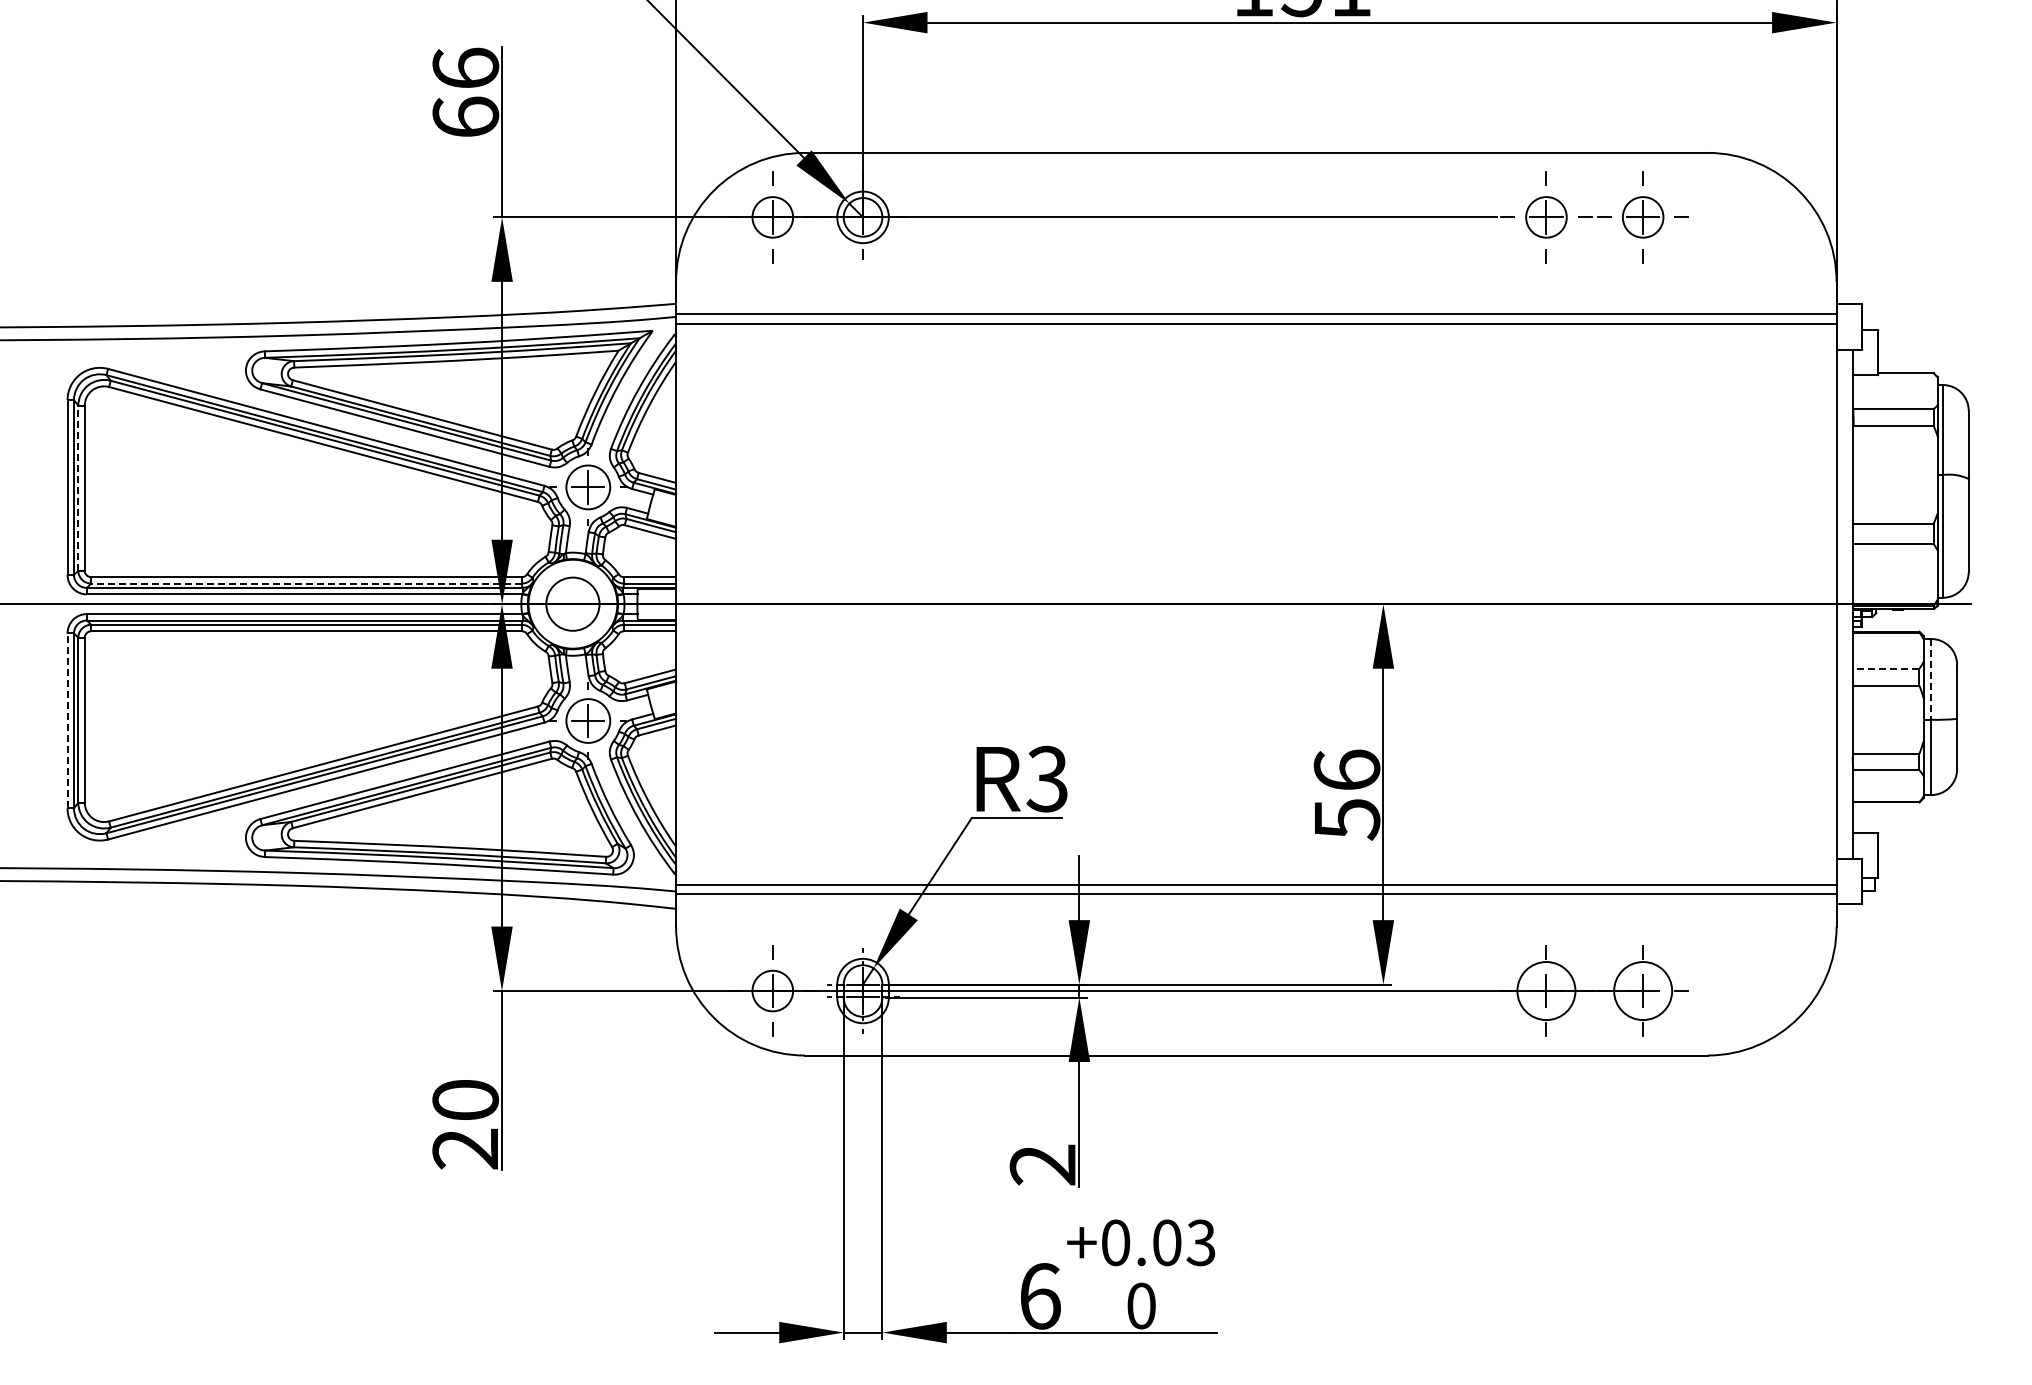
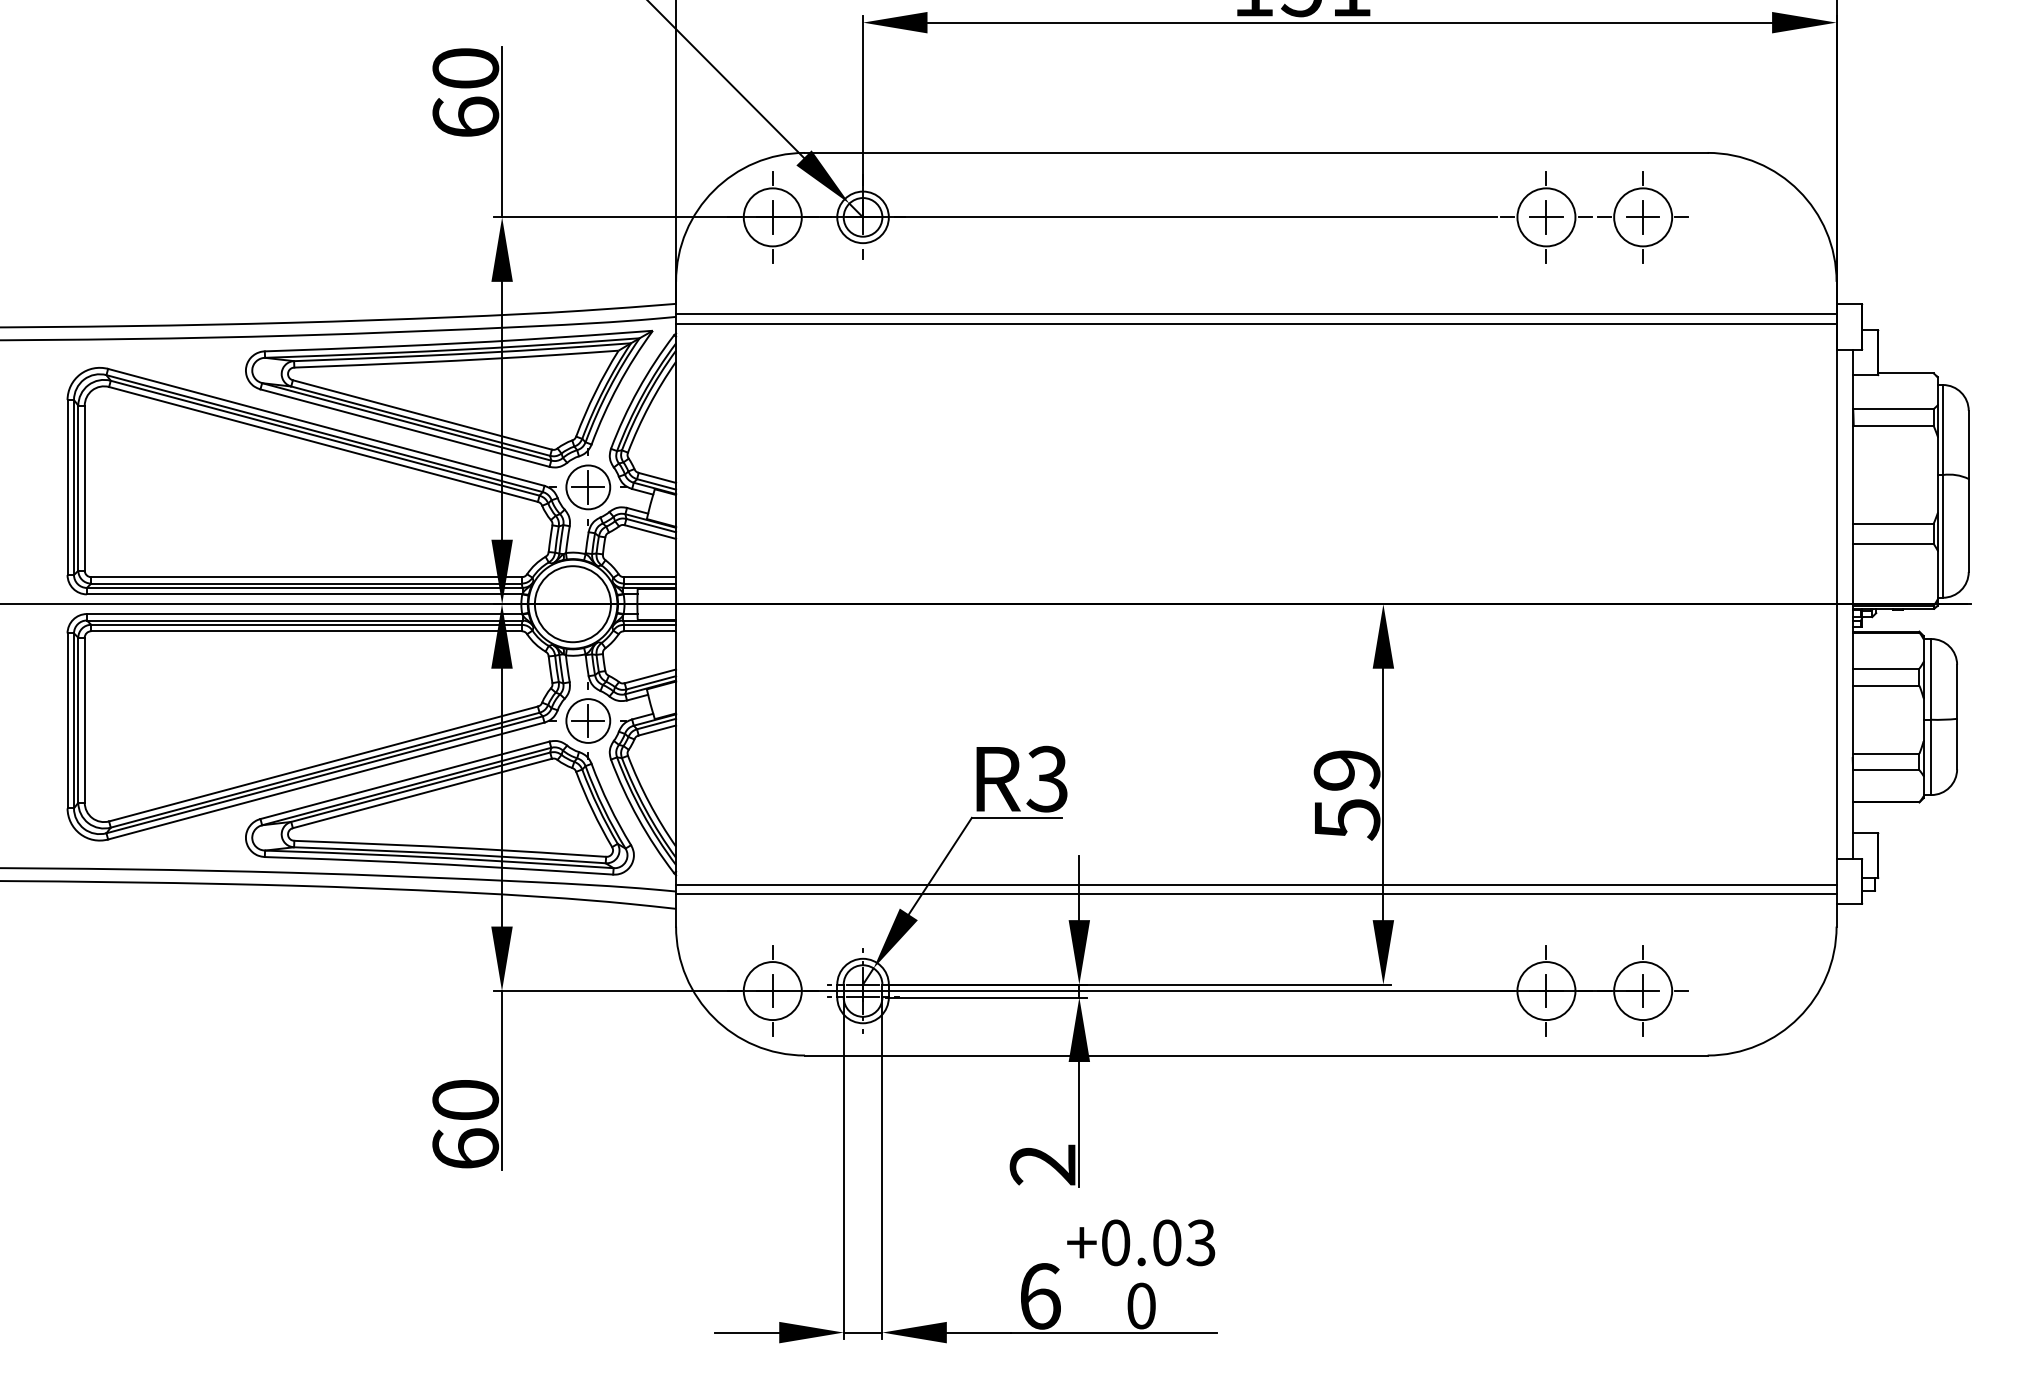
text: 66 -> 60 (465, 67)
circle diameter: 41 px -> 58 px (772, 217)
circle diameter: 41 px -> 58 px (1546, 217)
circle diameter: 41 px -> 58 px (1643, 217)
line: dashed -> solid (78, 488)
line: dashed -> solid (306, 583)
circle diameter: 53 px -> 76 px (572, 604)
line: dashed -> solid (1885, 668)
line: dashed -> solid (1931, 679)
line: dashed -> solid (67, 720)
text: 56 -> 59 (1346, 769)
circle diameter: 41 px -> 58 px (772, 991)
text: 20 -> 60 (465, 1148)
